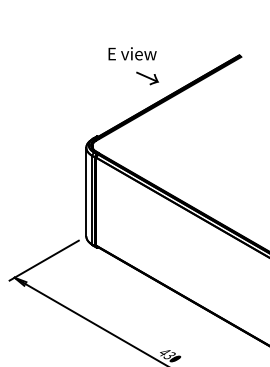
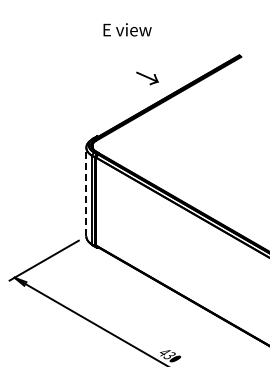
text position: (132, 53) -> (127, 29) (127, 29)
line: solid -> dashed (86, 191)
